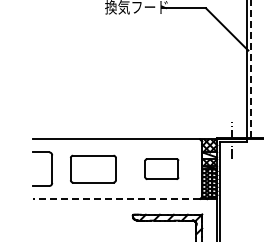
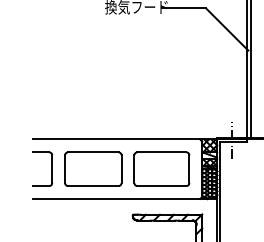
line: dashed -> solid (251, 69)
part size: 47x30 px -> 59x36 px (93, 168)
part size: 36x22 px -> 58x36 px (161, 168)
line: dashed -> solid (116, 198)
